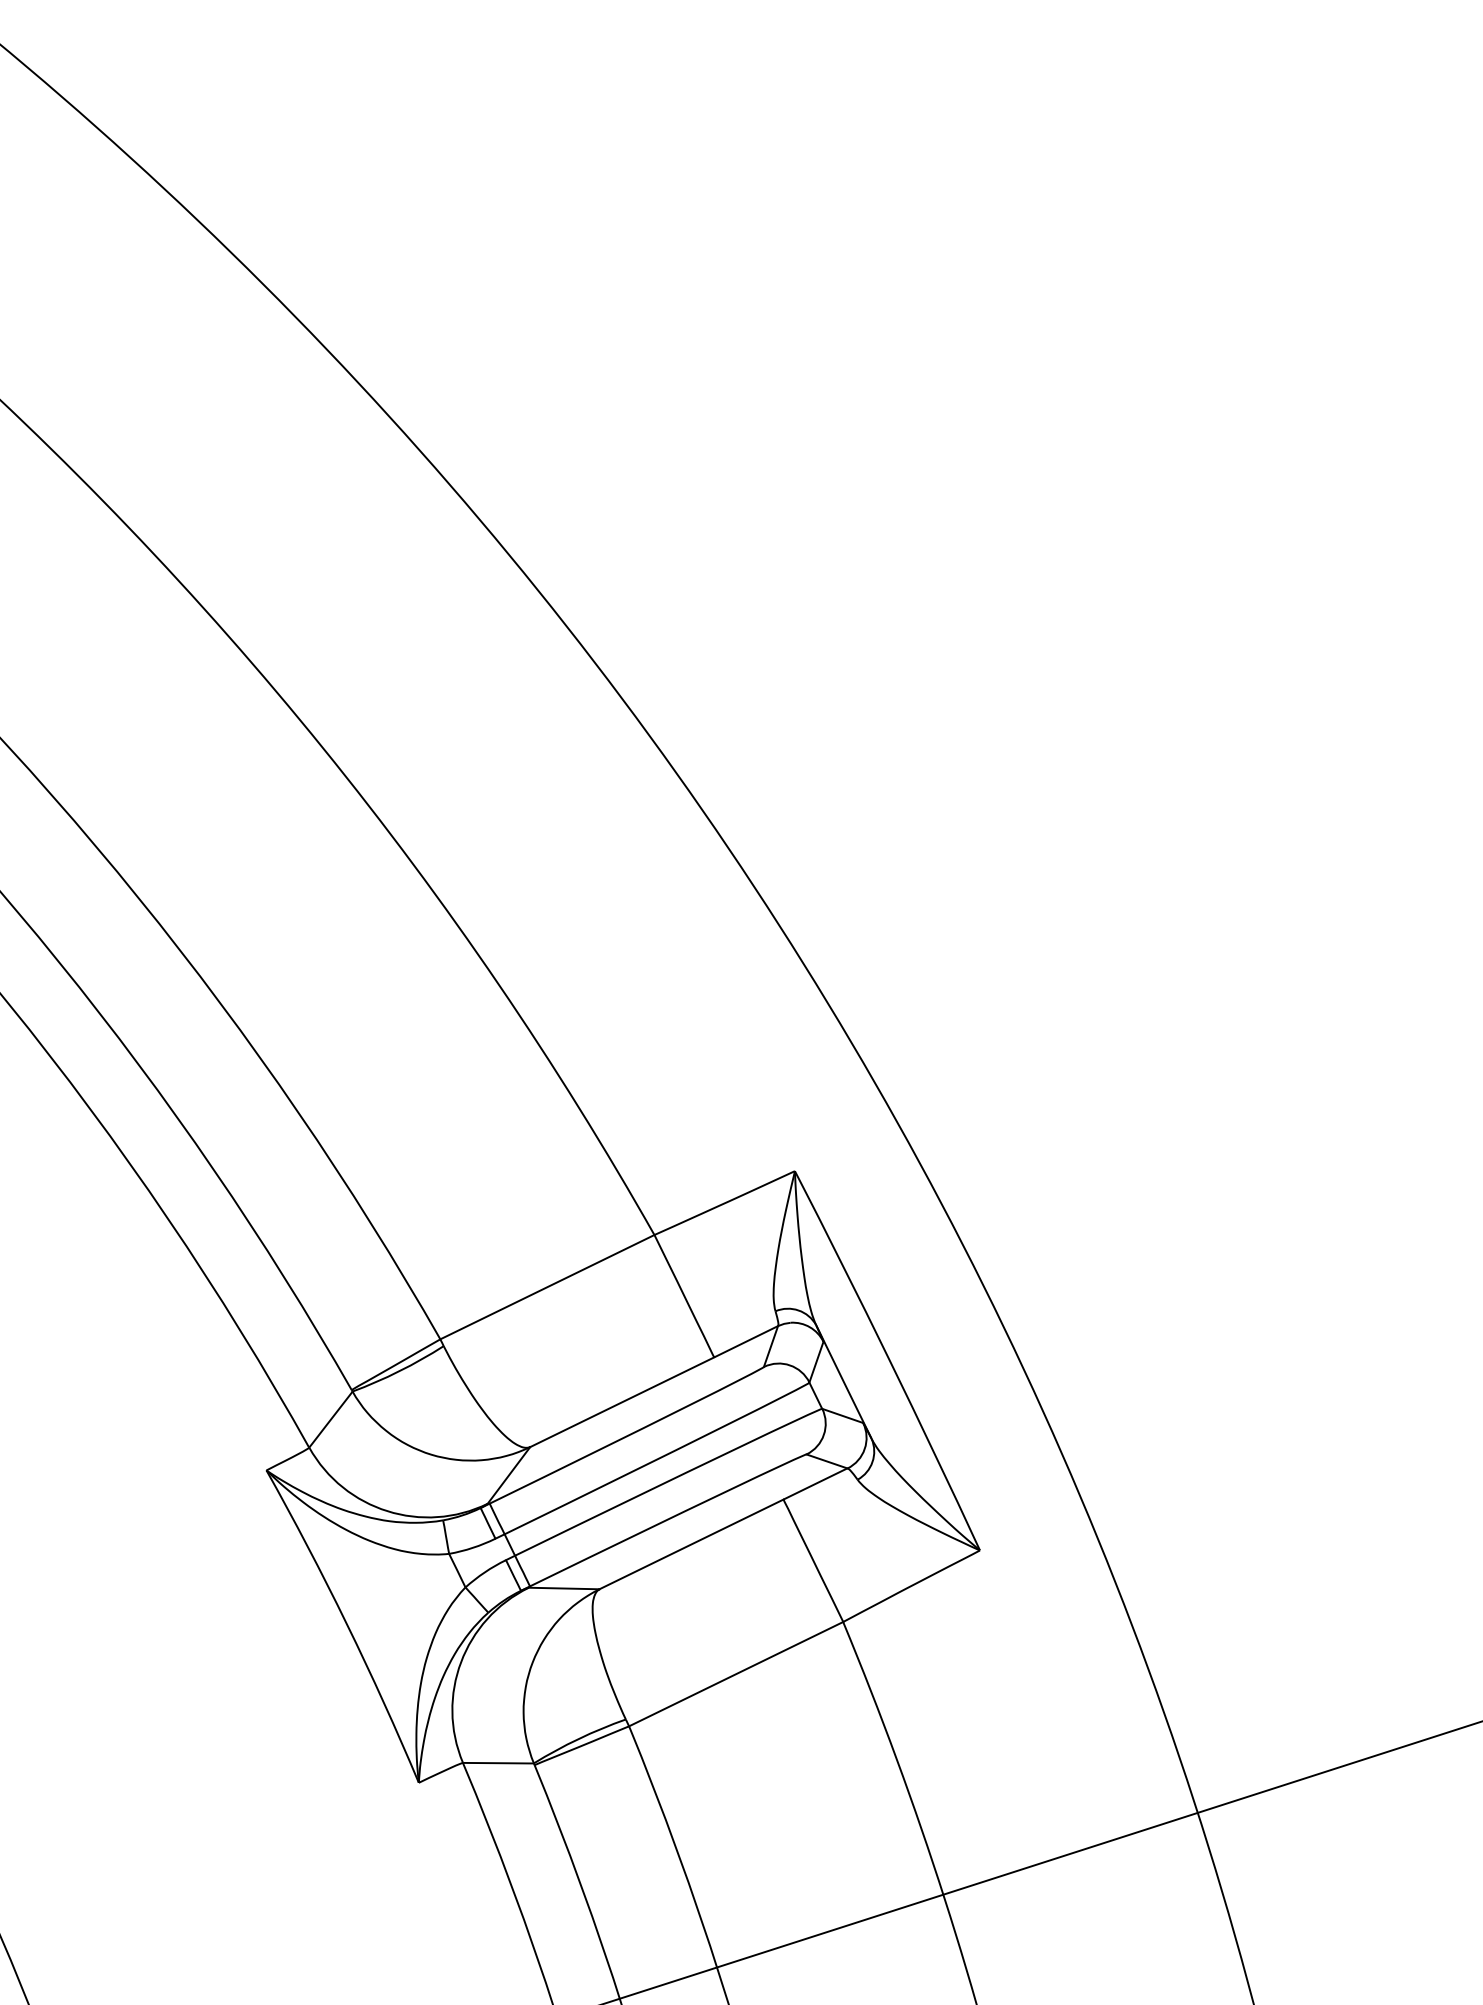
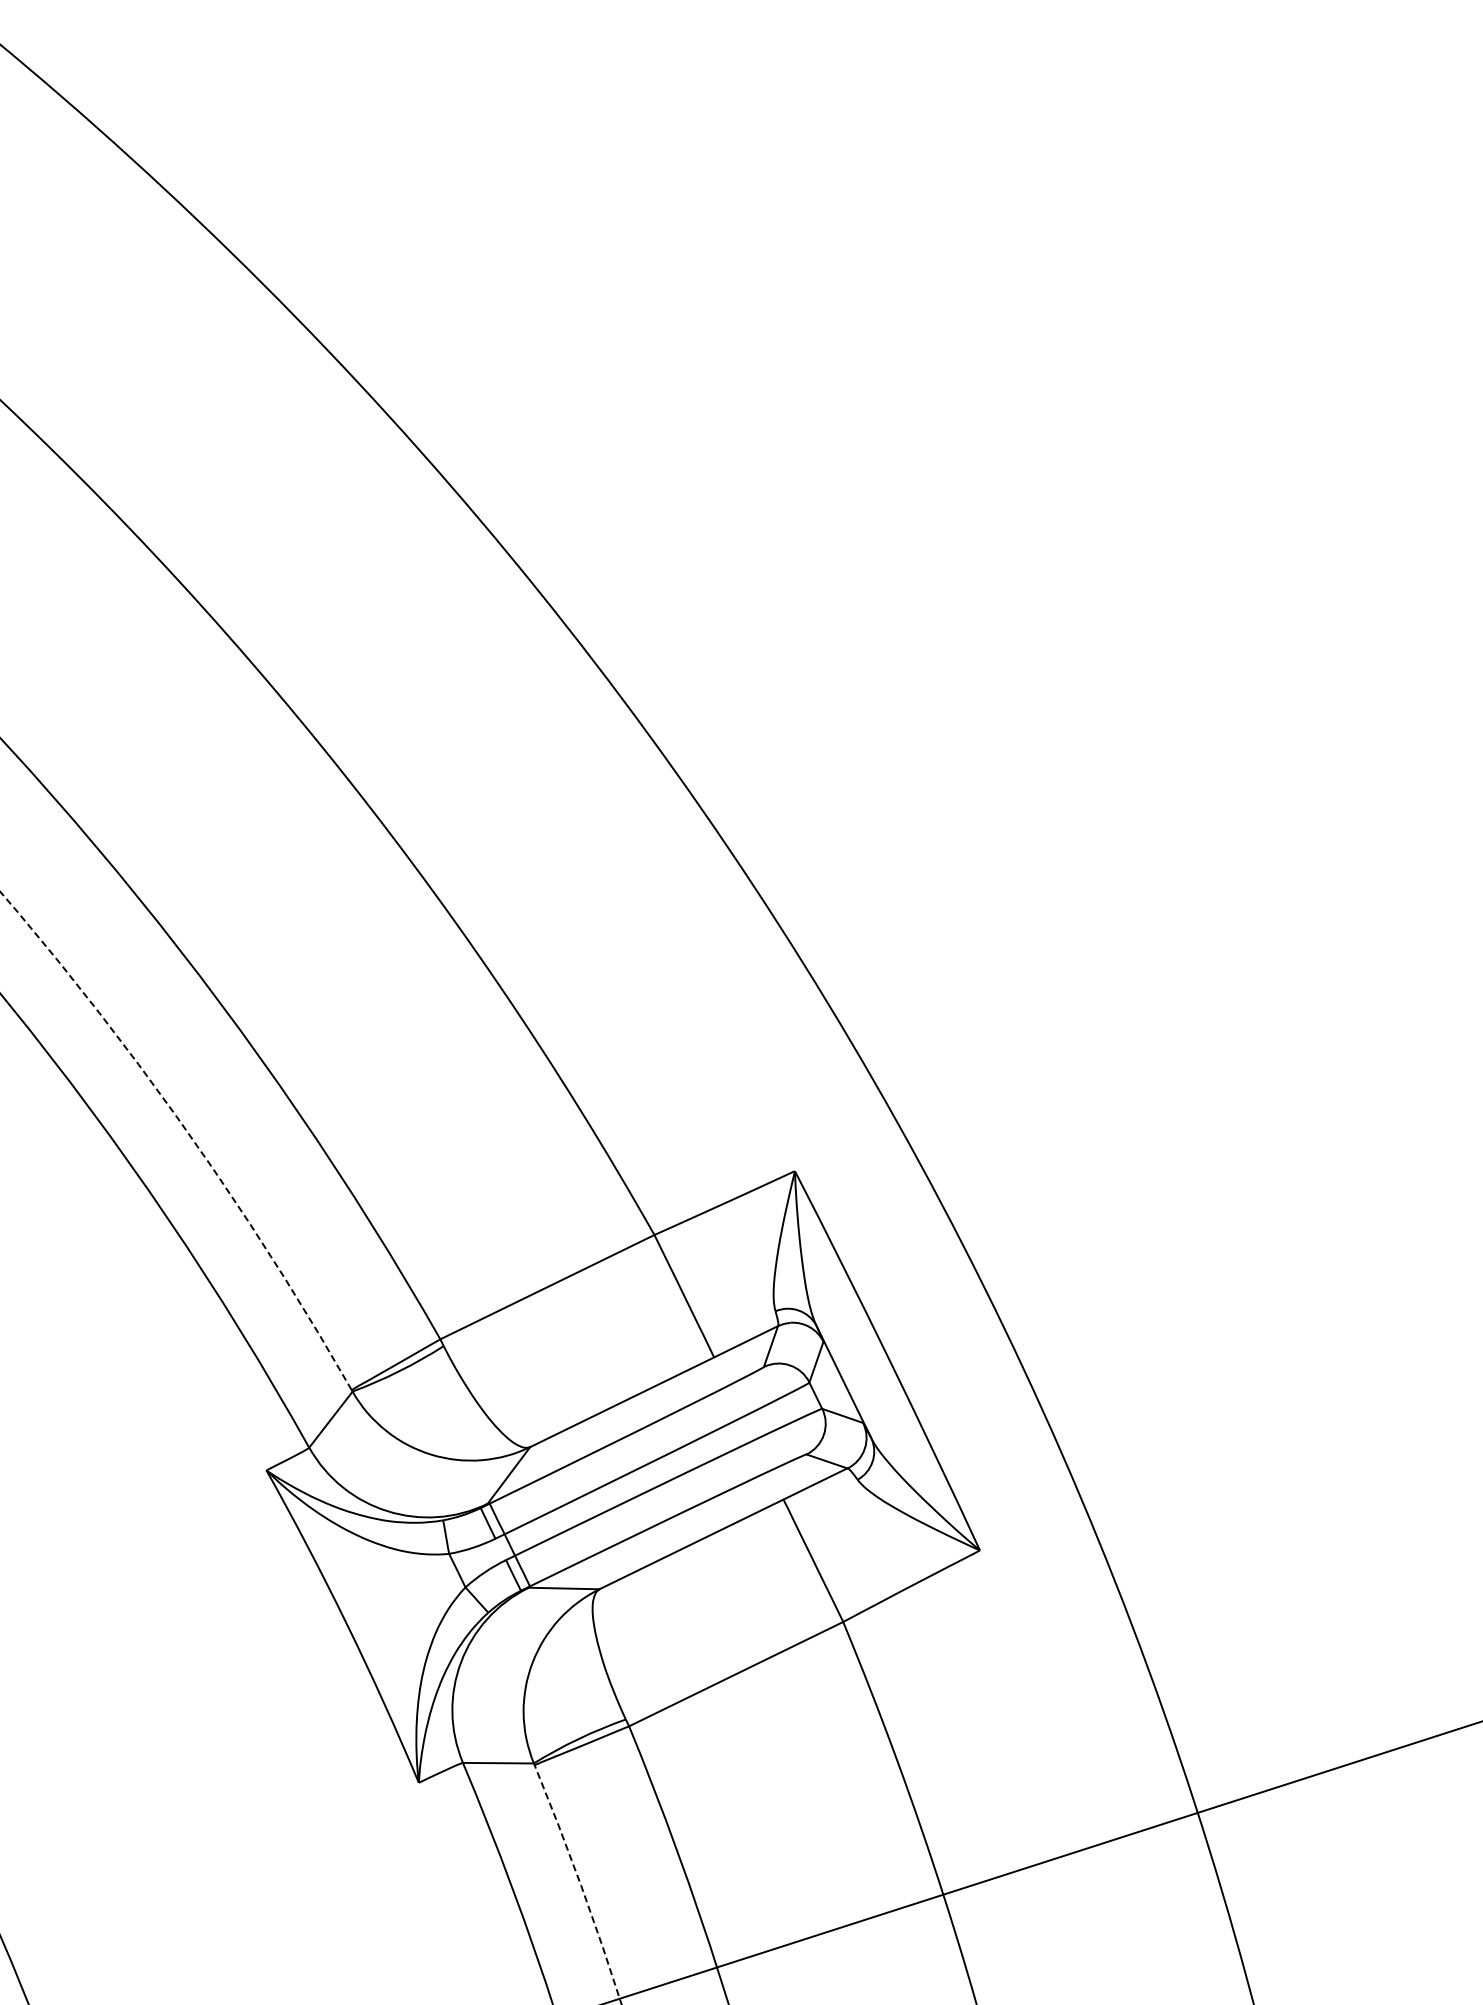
arc: solid -> dashed (187, 1131)
arc: solid -> dashed (580, 1884)
